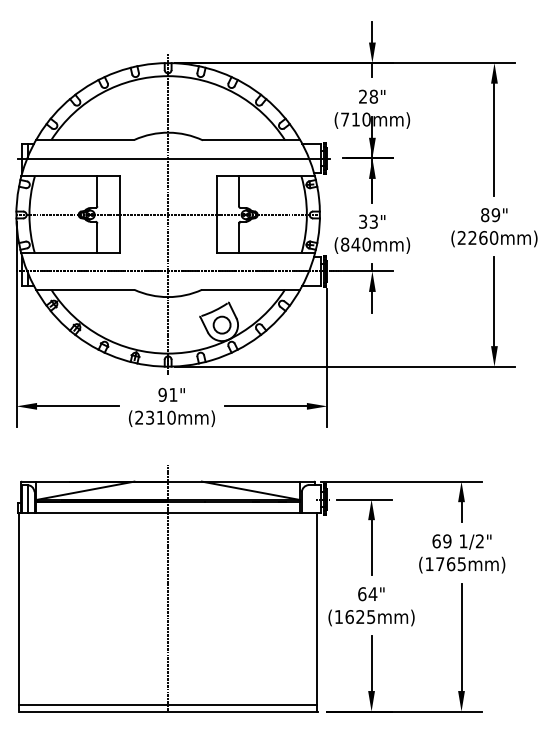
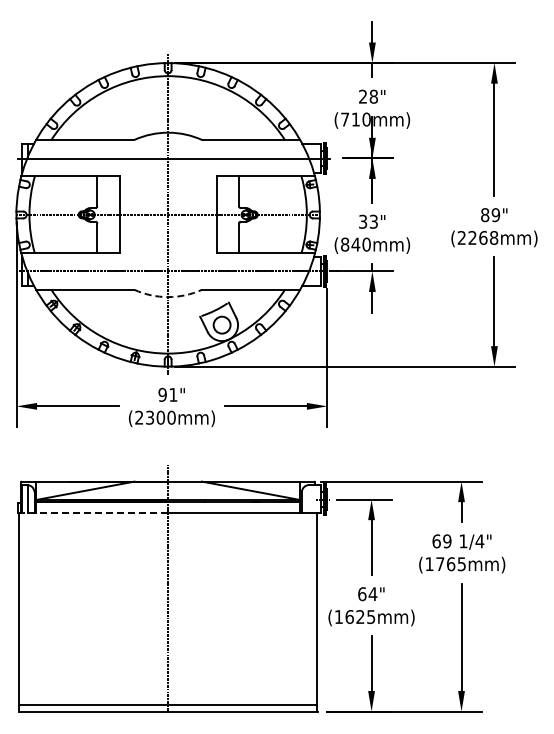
text: (2260mm) -> (2268mm) (494, 237)
arc: solid -> dashed (168, 297)
text: (2310mm) -> (2300mm) (160, 417)
line: solid -> dashed (93, 513)
text: 1/2" -> 1/4" (479, 541)
